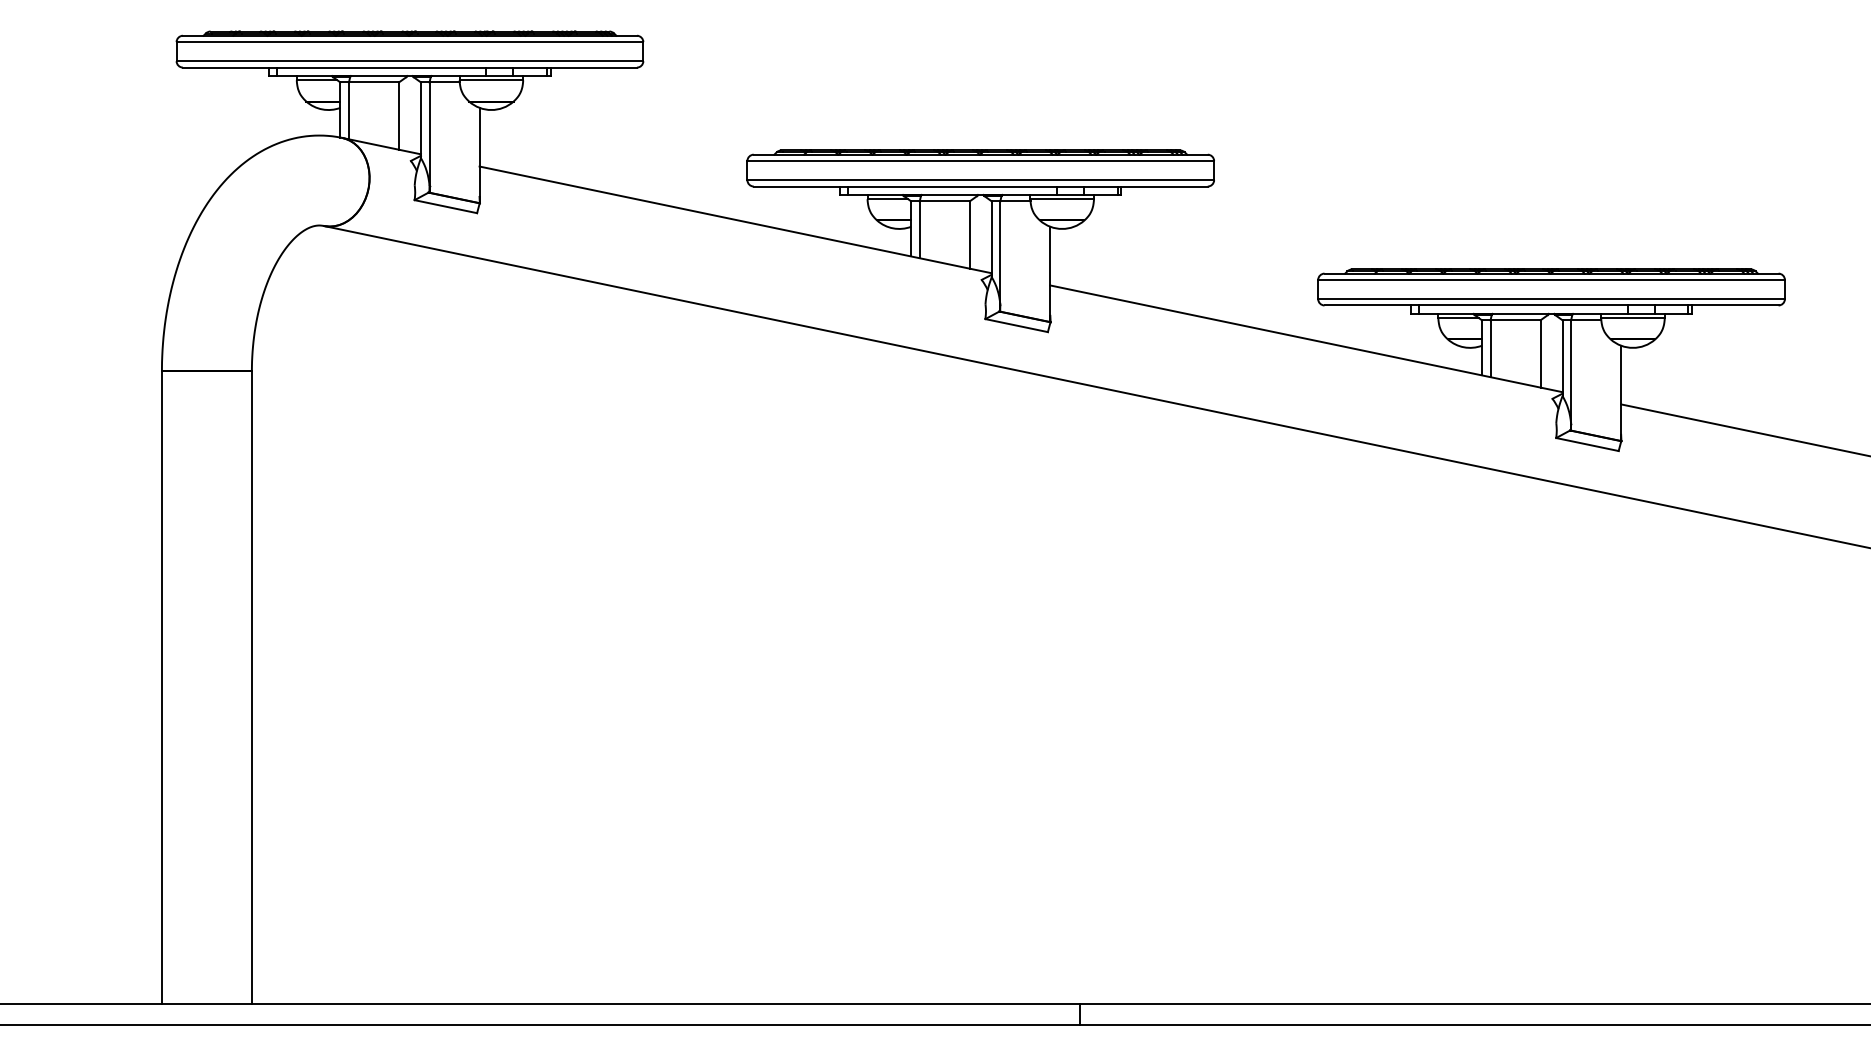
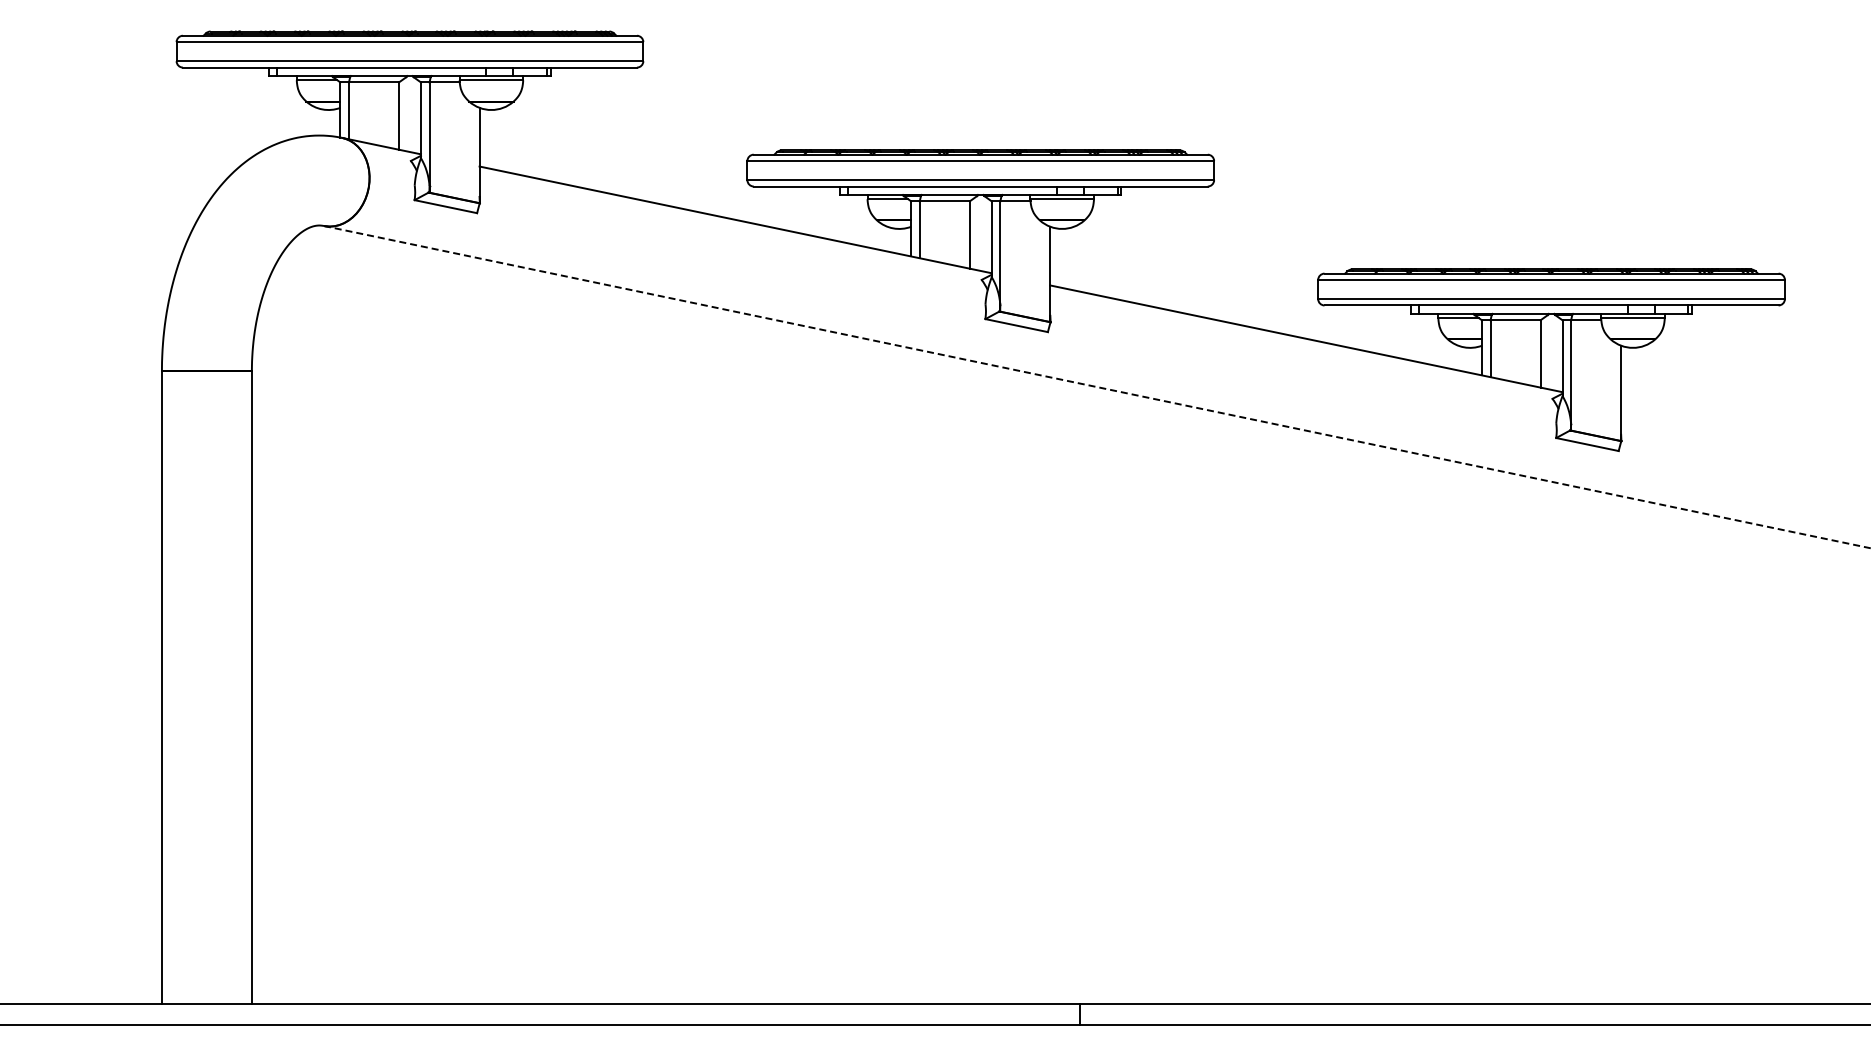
line: solid -> dashed (1097, 387)
line: present -> none (1744, 429)
